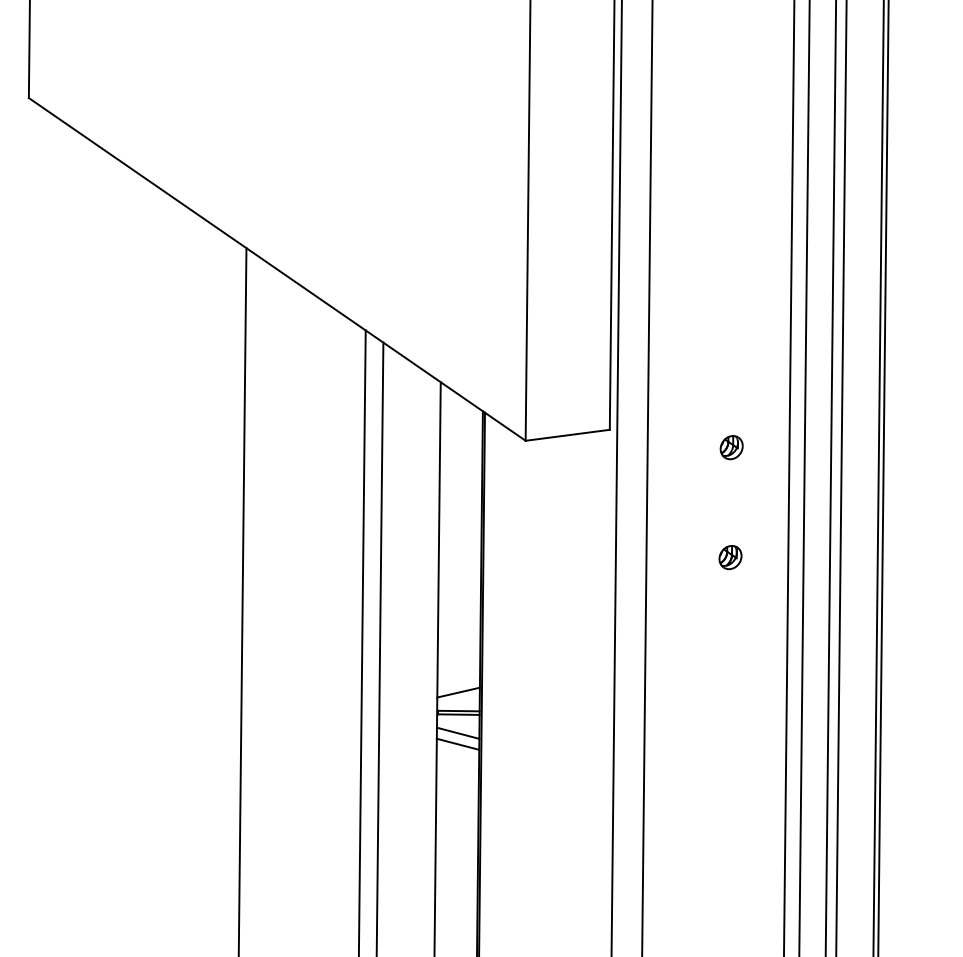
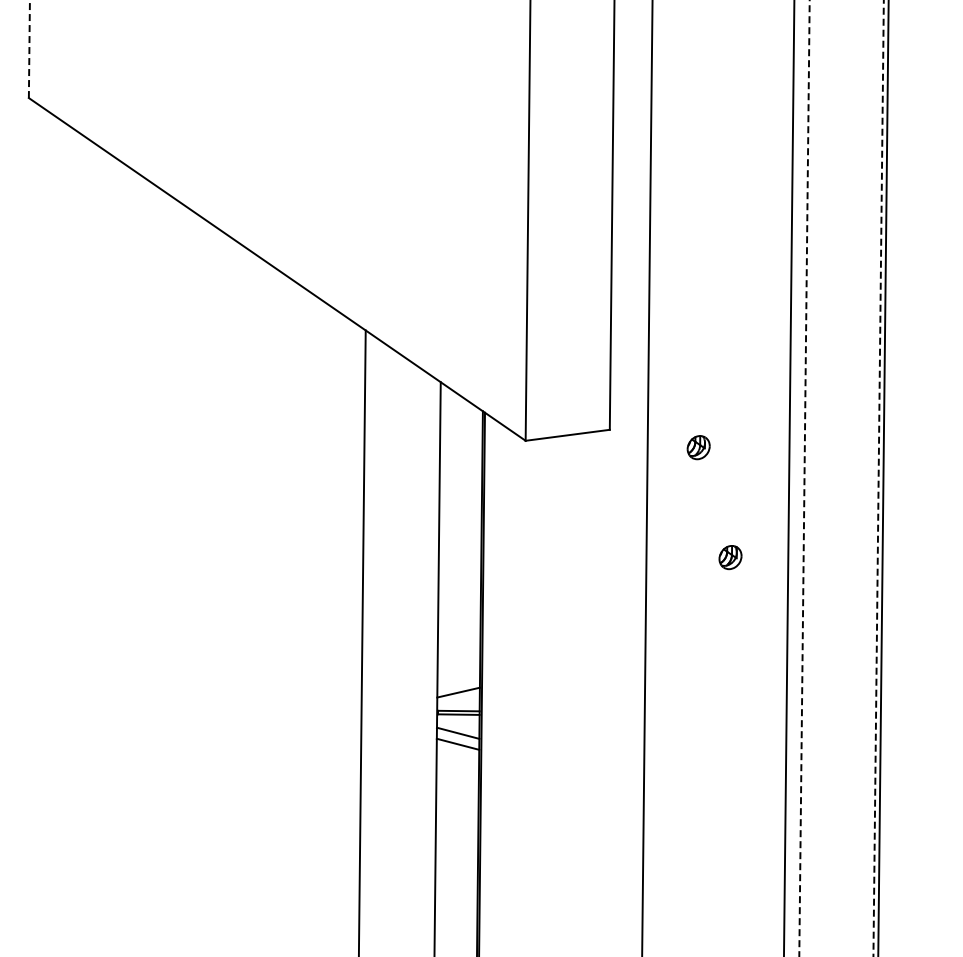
line: solid -> dashed (29, 49)
part position: (731, 447) -> (698, 447) (698, 447)
line: present -> none (616, 477)
line: present -> none (830, 477)
line: present -> none (841, 477)
line: solid -> dashed (804, 478)
line: solid -> dashed (878, 478)
line: present -> none (242, 600)
line: present -> none (379, 647)
